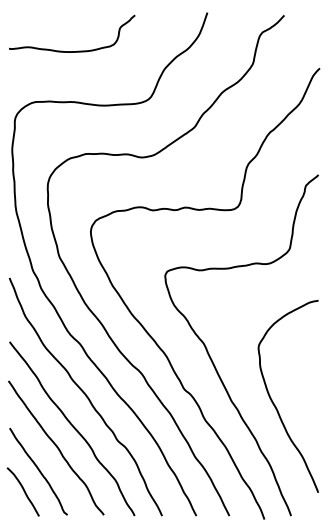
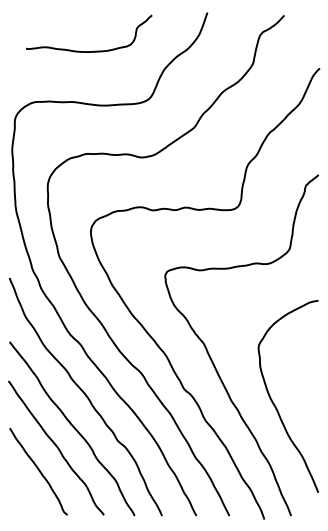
curve position: (77, 50) -> (94, 50) (94, 50)
curve: present -> none (23, 491)
